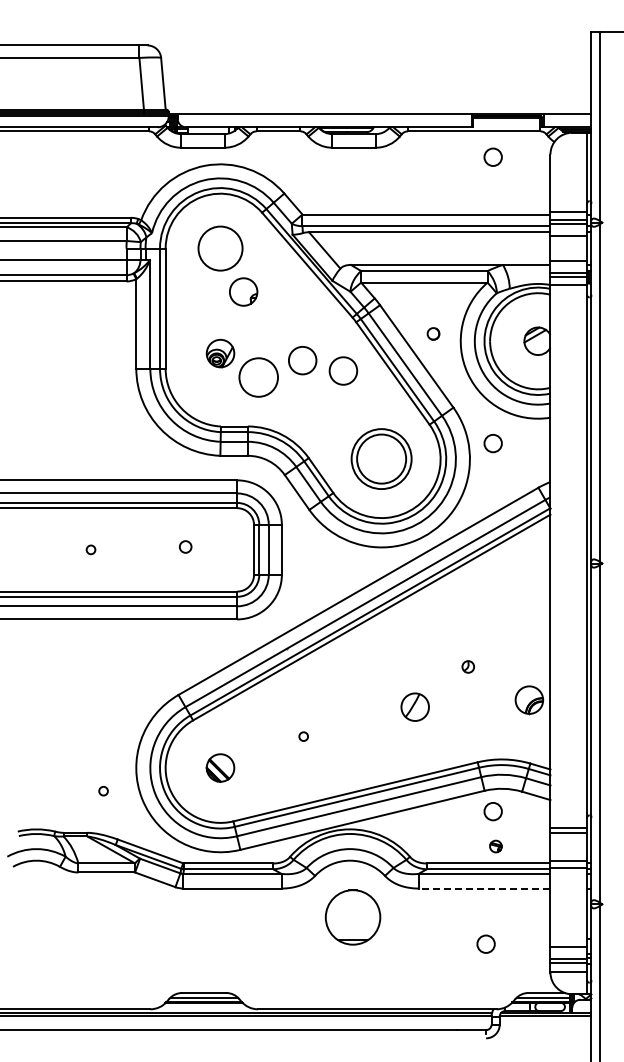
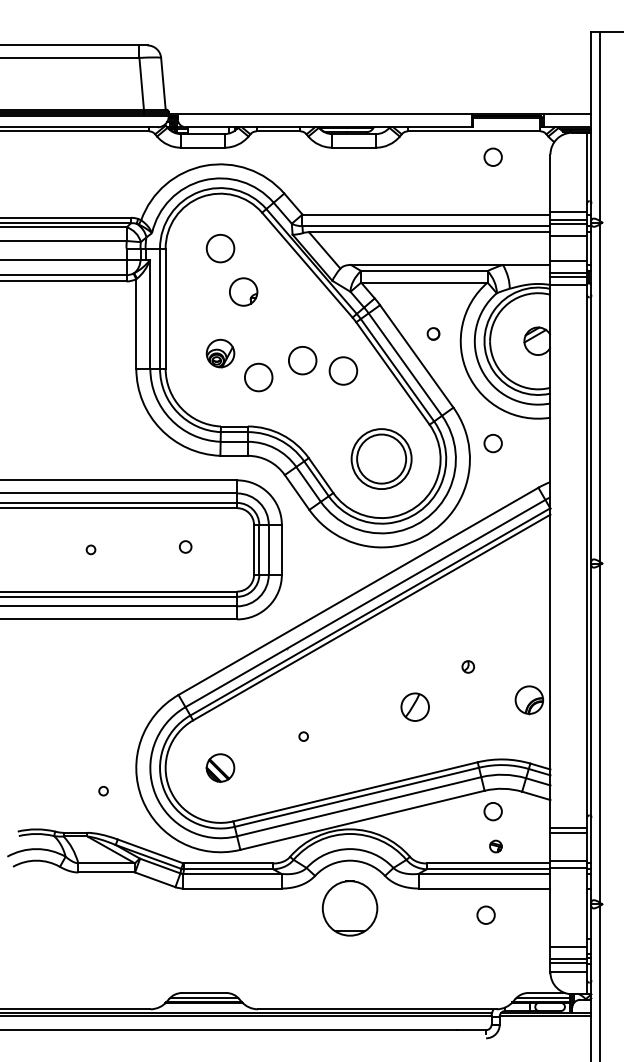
circle diameter: 44 px -> 28 px (220, 248)
circle diameter: 39 px -> 28 px (258, 377)
line: dashed -> solid (484, 888)
part position: (352, 917) -> (349, 908) (349, 908)
circle position: (485, 943) -> (485, 914) (485, 914)
